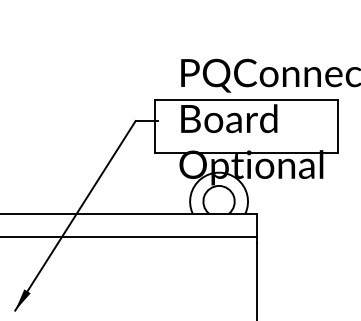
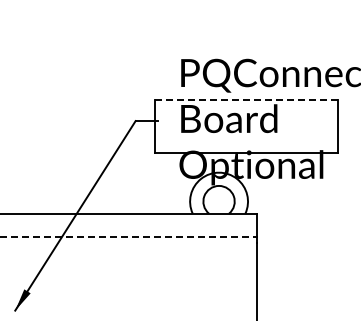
line: solid -> dashed (246, 100)
line: solid -> dashed (128, 236)
